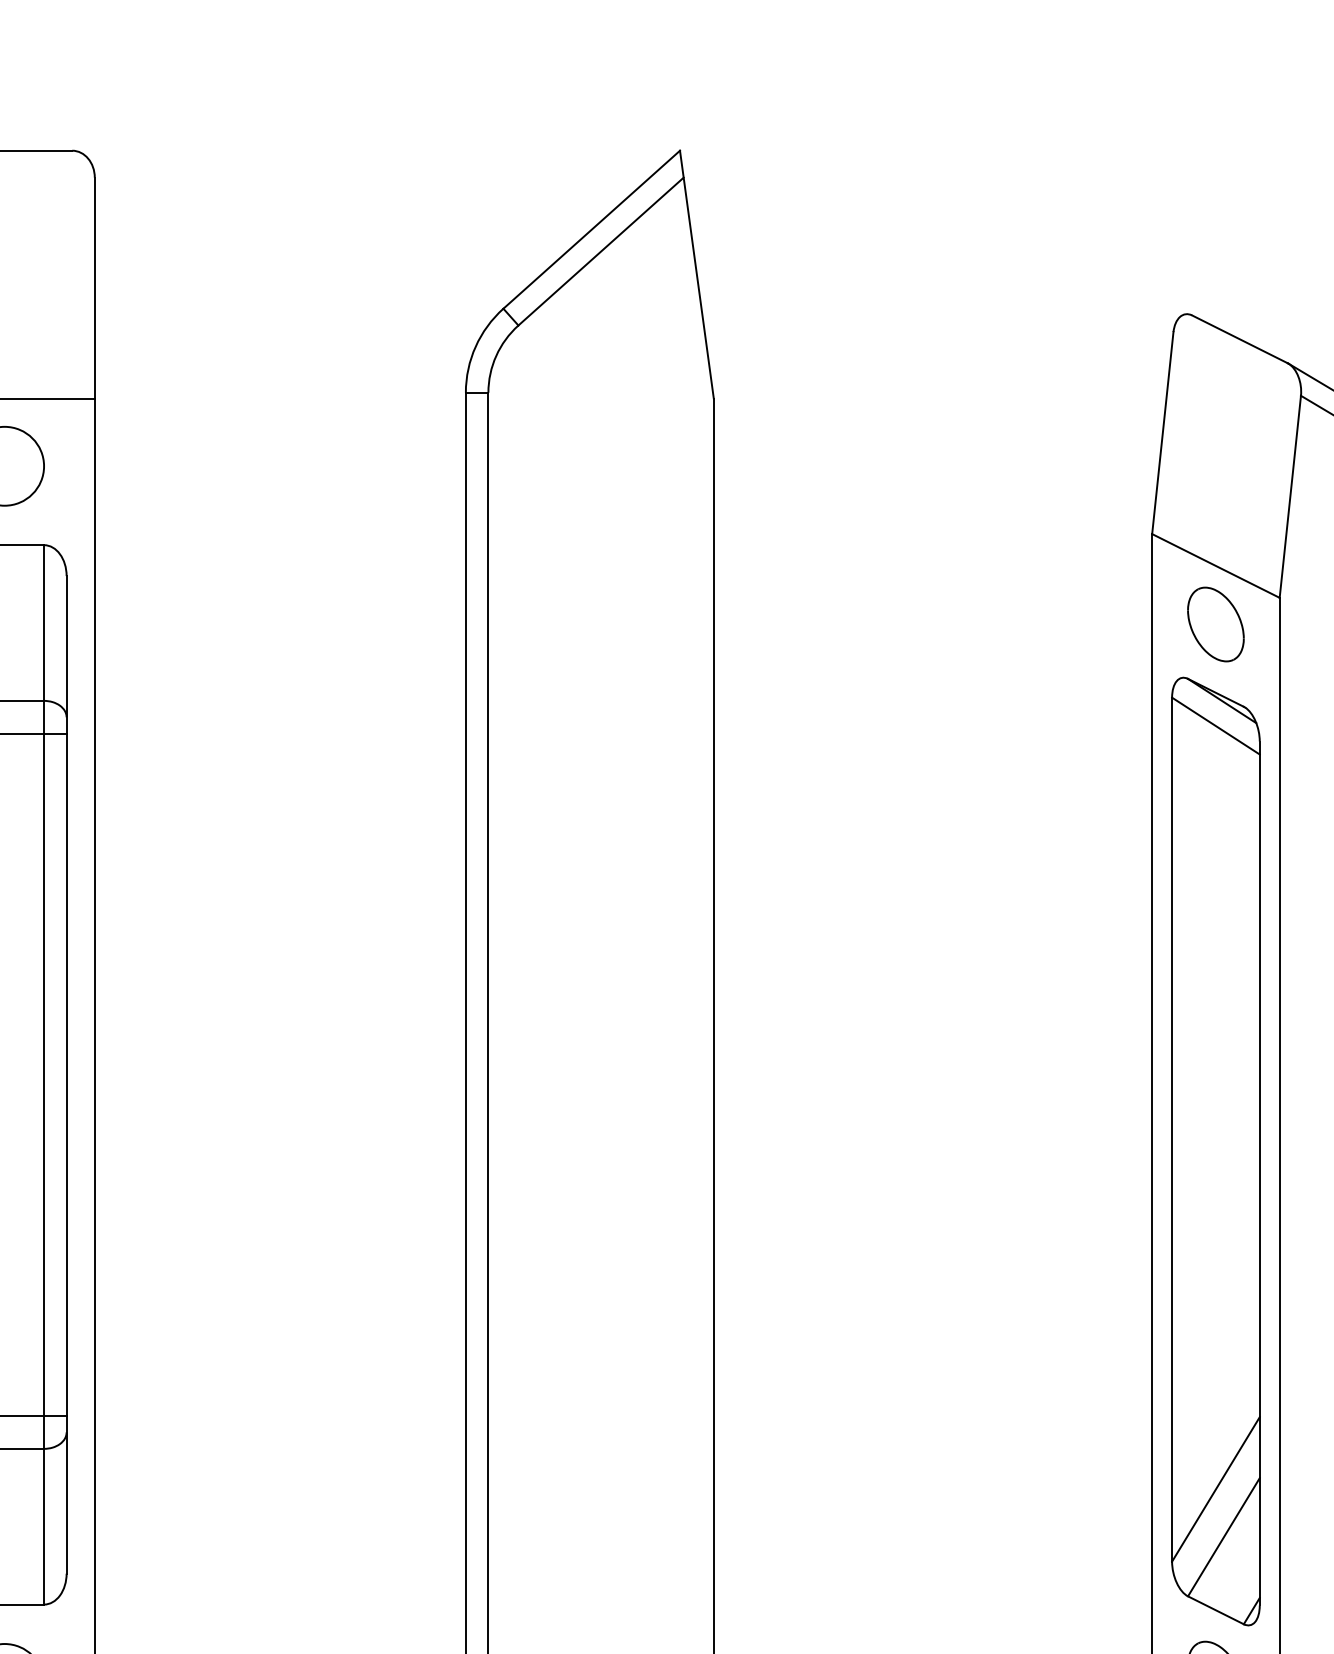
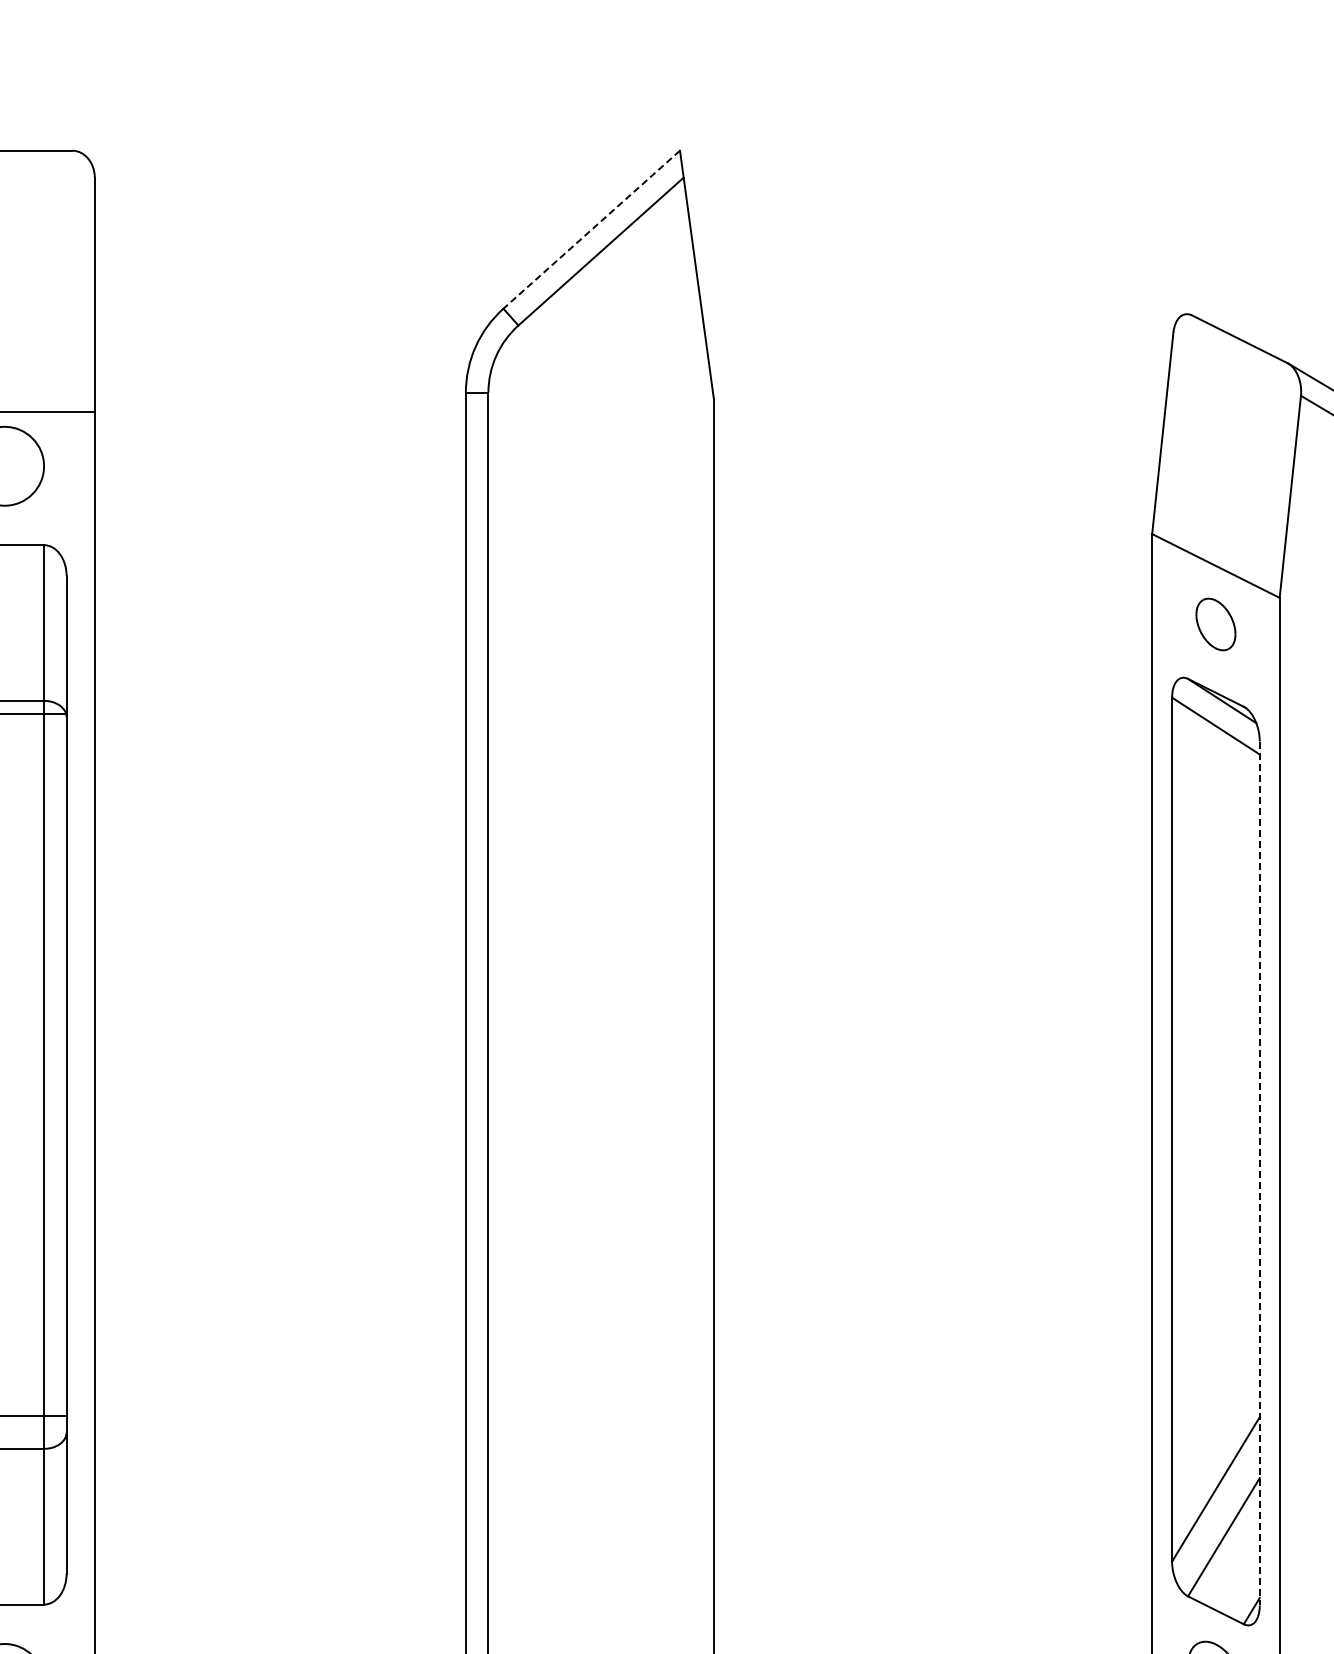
line: solid -> dashed (591, 230)
line position: (48, 398) -> (48, 411) (48, 411)
part size: 58x77 px -> 42x55 px (1215, 624)
line position: (34, 733) -> (34, 713) (34, 713)
line: solid -> dashed (1259, 1173)
